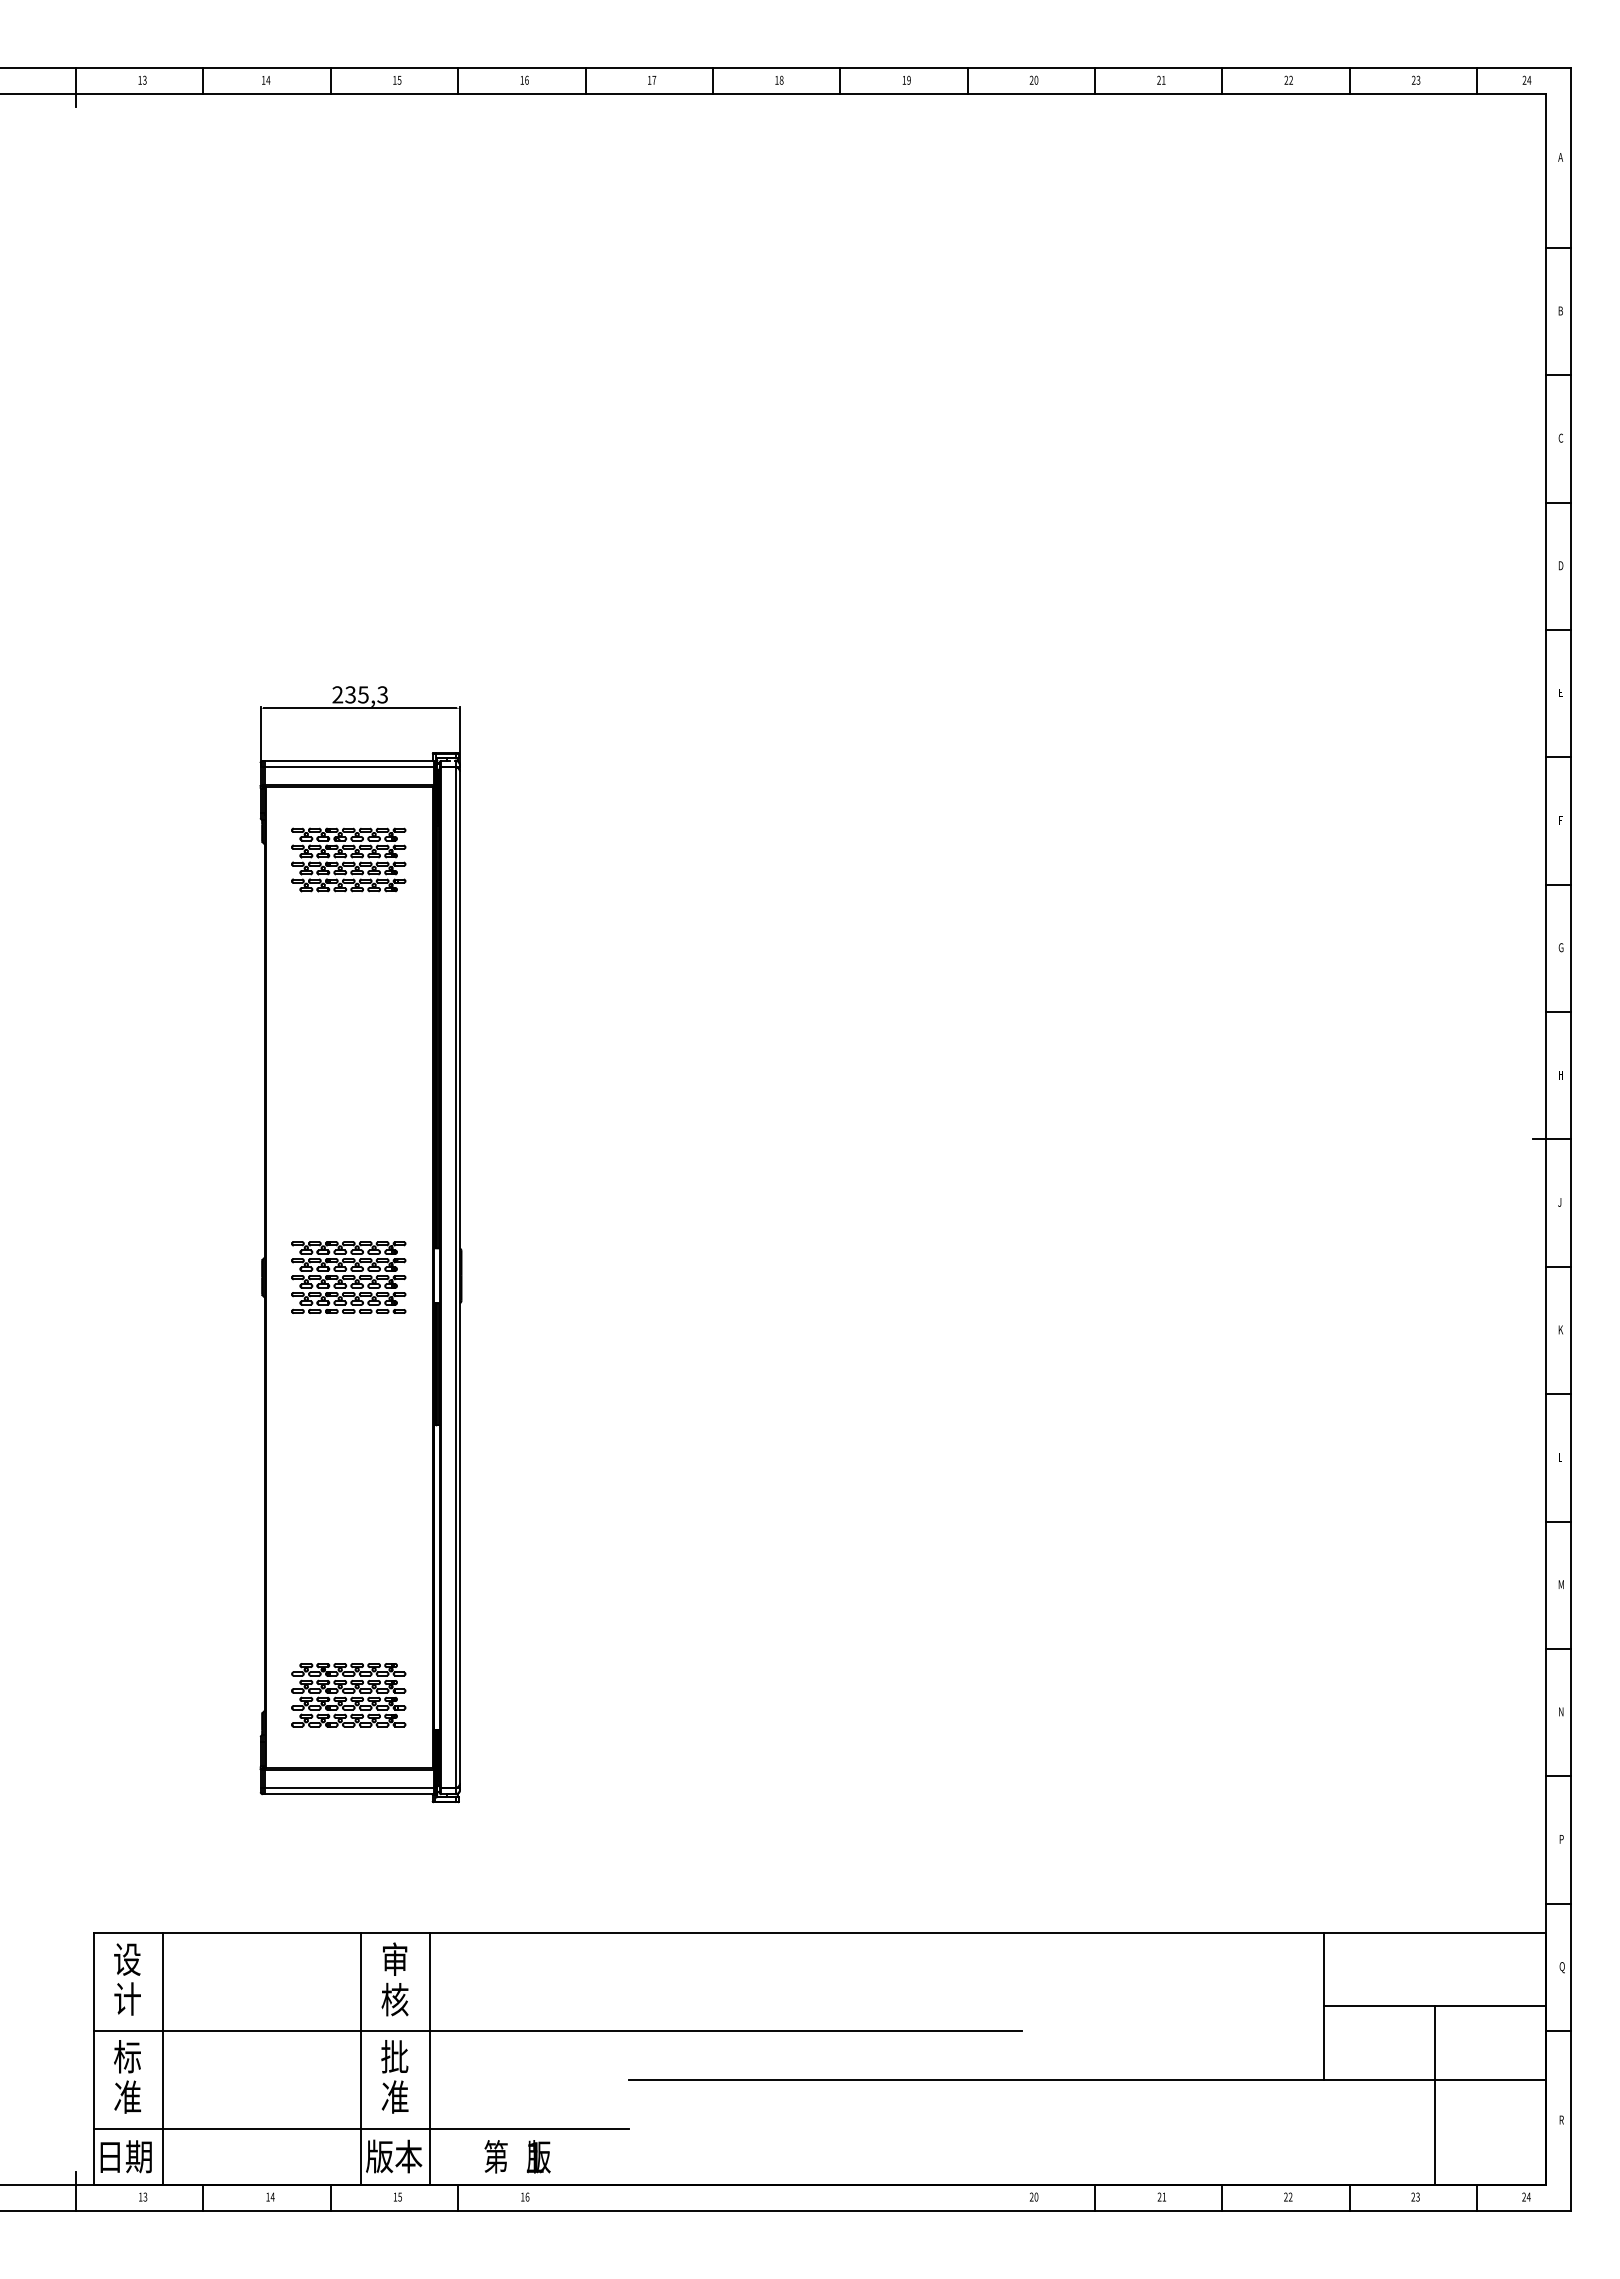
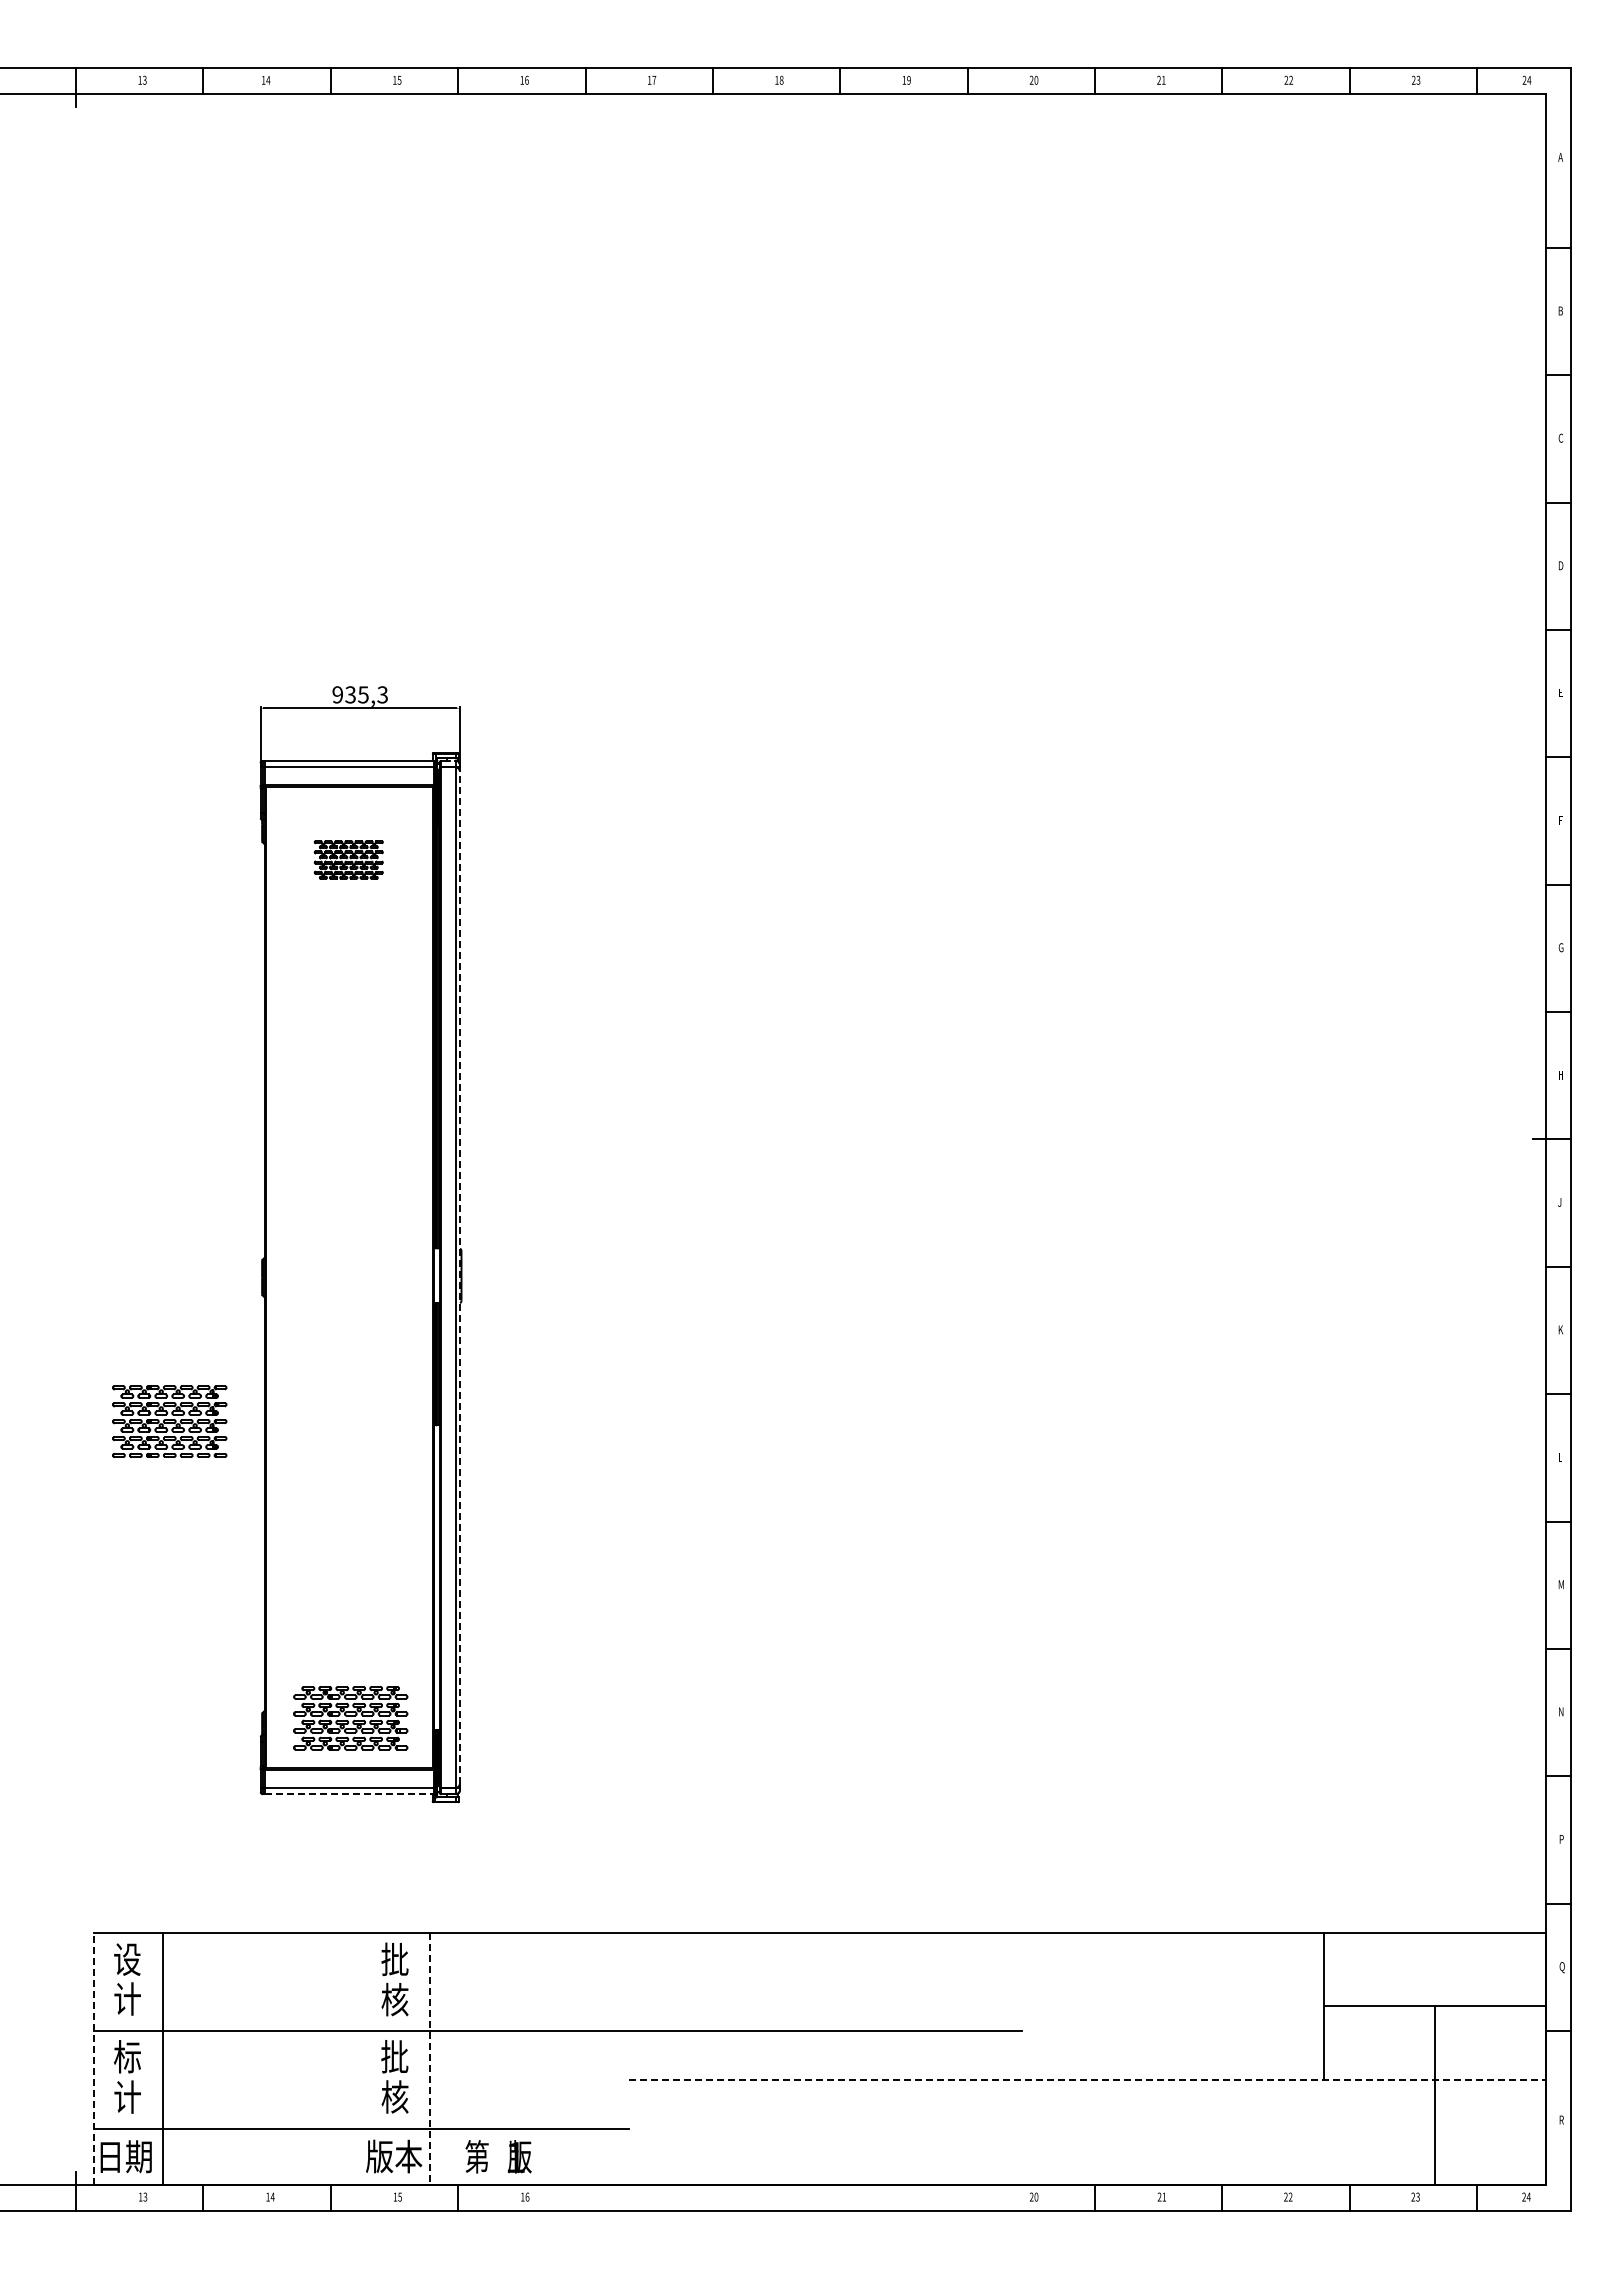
text: 235,3 -> 935,3 (337, 694)
part size: 116x66 px -> 71x40 px (348, 859)
part position: (348, 1277) -> (169, 1421) (169, 1421)
line: solid -> dashed (460, 1277)
part position: (348, 1695) -> (350, 1718) (350, 1718)
line: solid -> dashed (349, 1794)
text: 审 -> 批 (394, 1959)
line: solid -> dashed (93, 2058)
line: present -> none (361, 2058)
line: solid -> dashed (430, 2059)
line: solid -> dashed (1087, 2079)
text: 准 -> 计 (127, 2096)
text: 准 -> 核 (394, 2096)
text position: (517, 2156) -> (498, 2156) (498, 2156)
